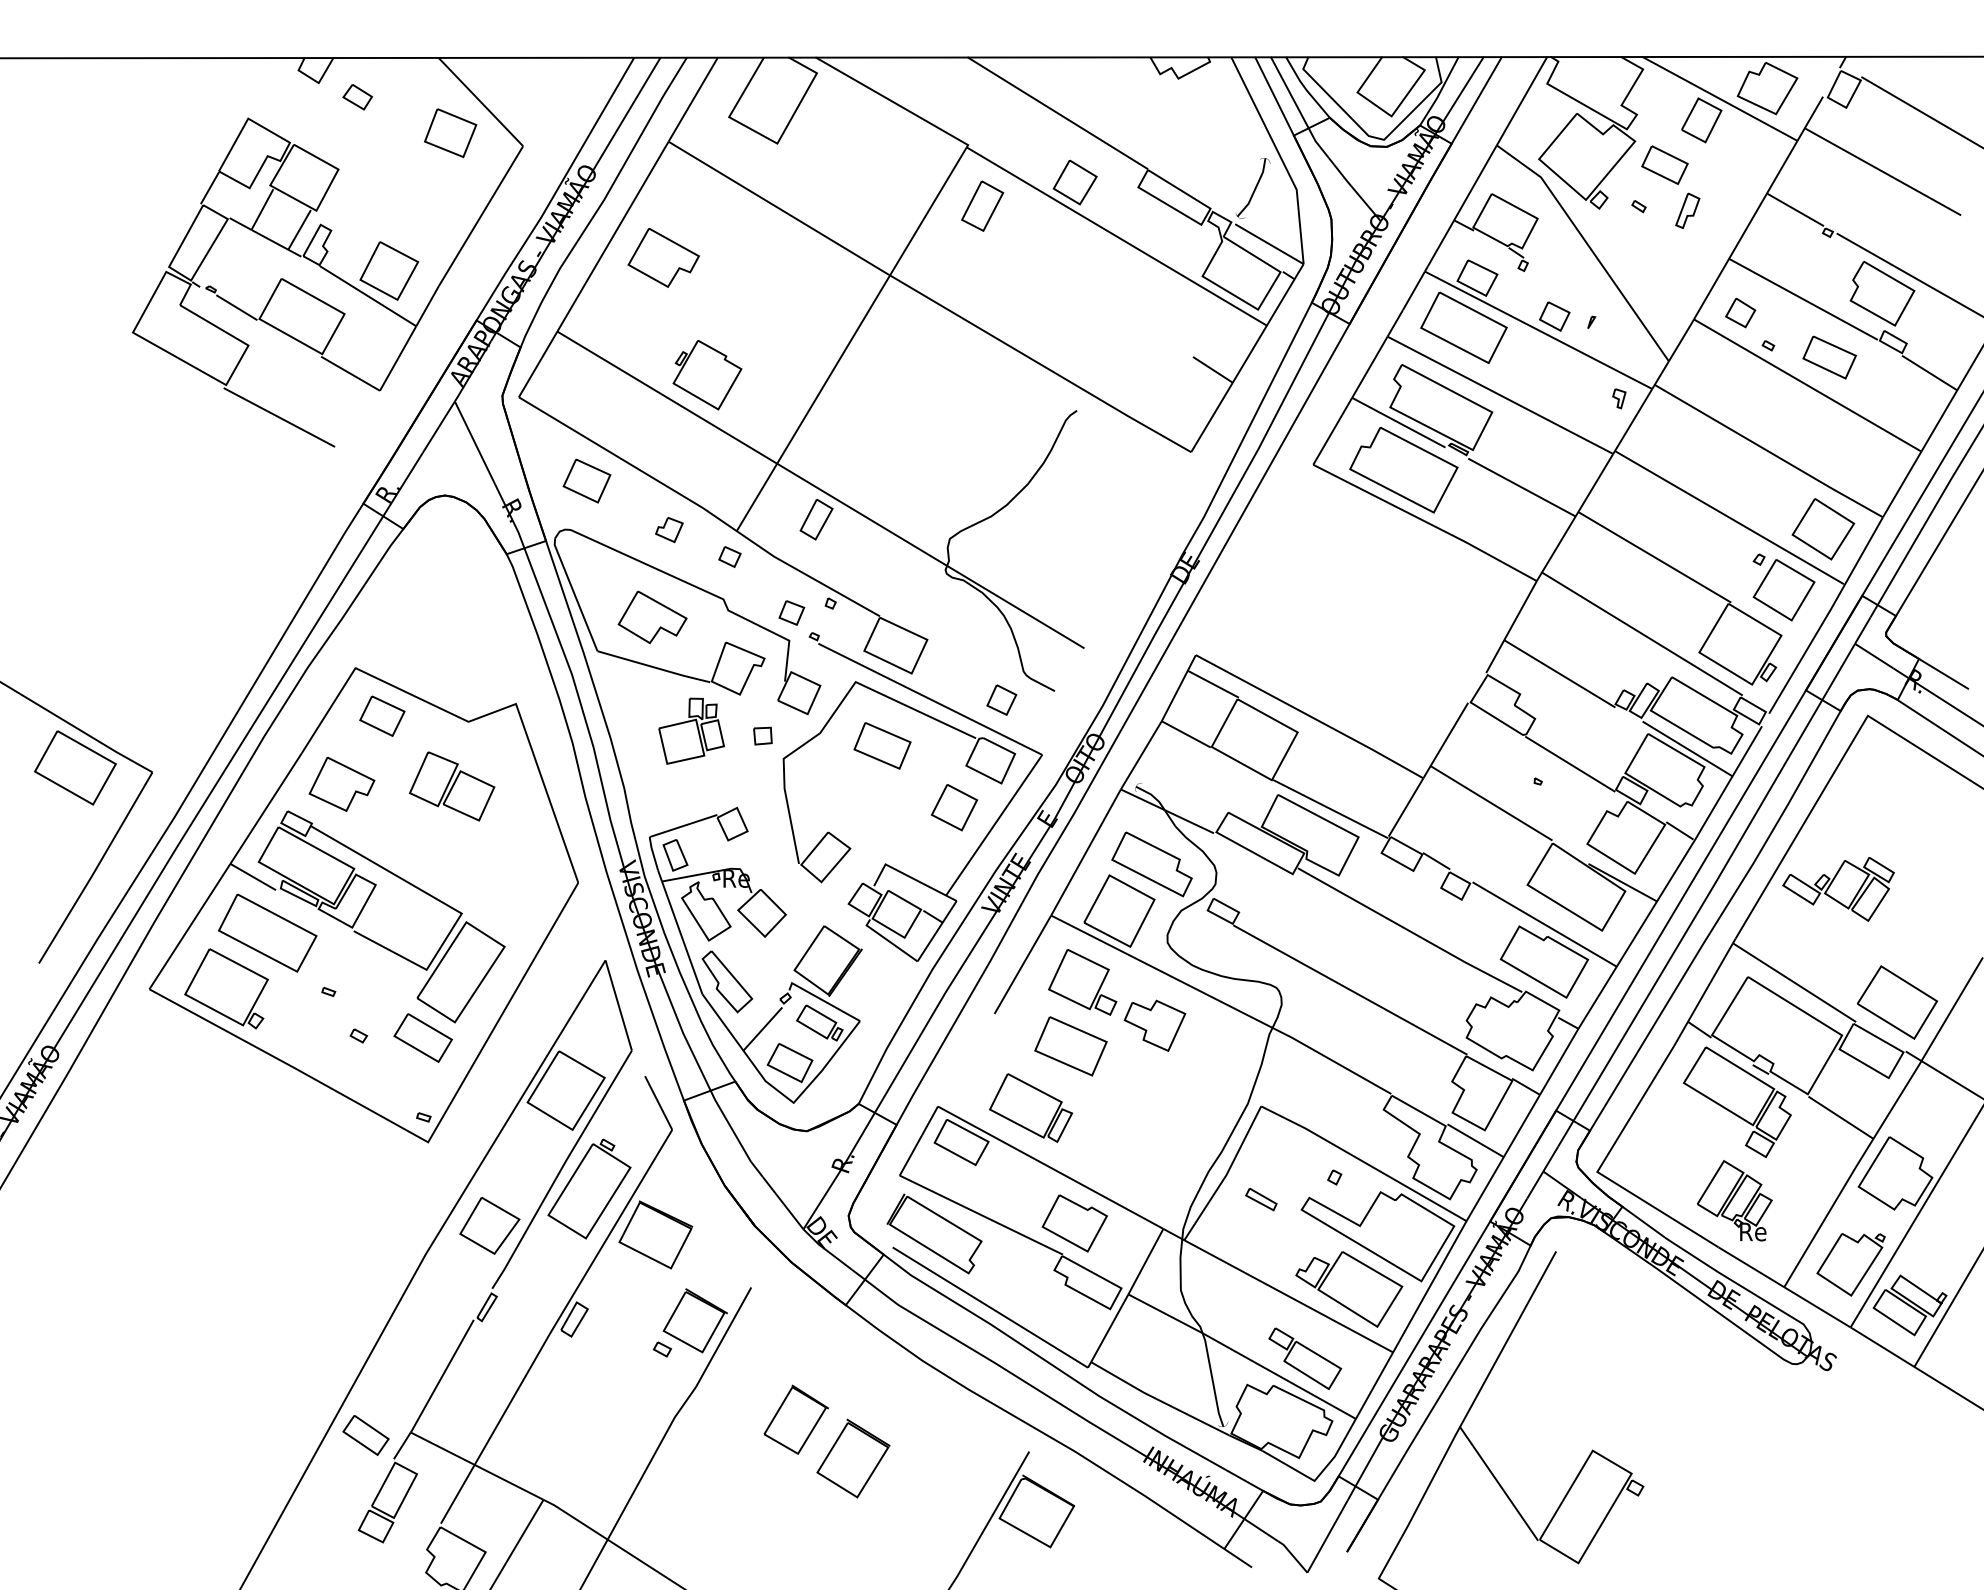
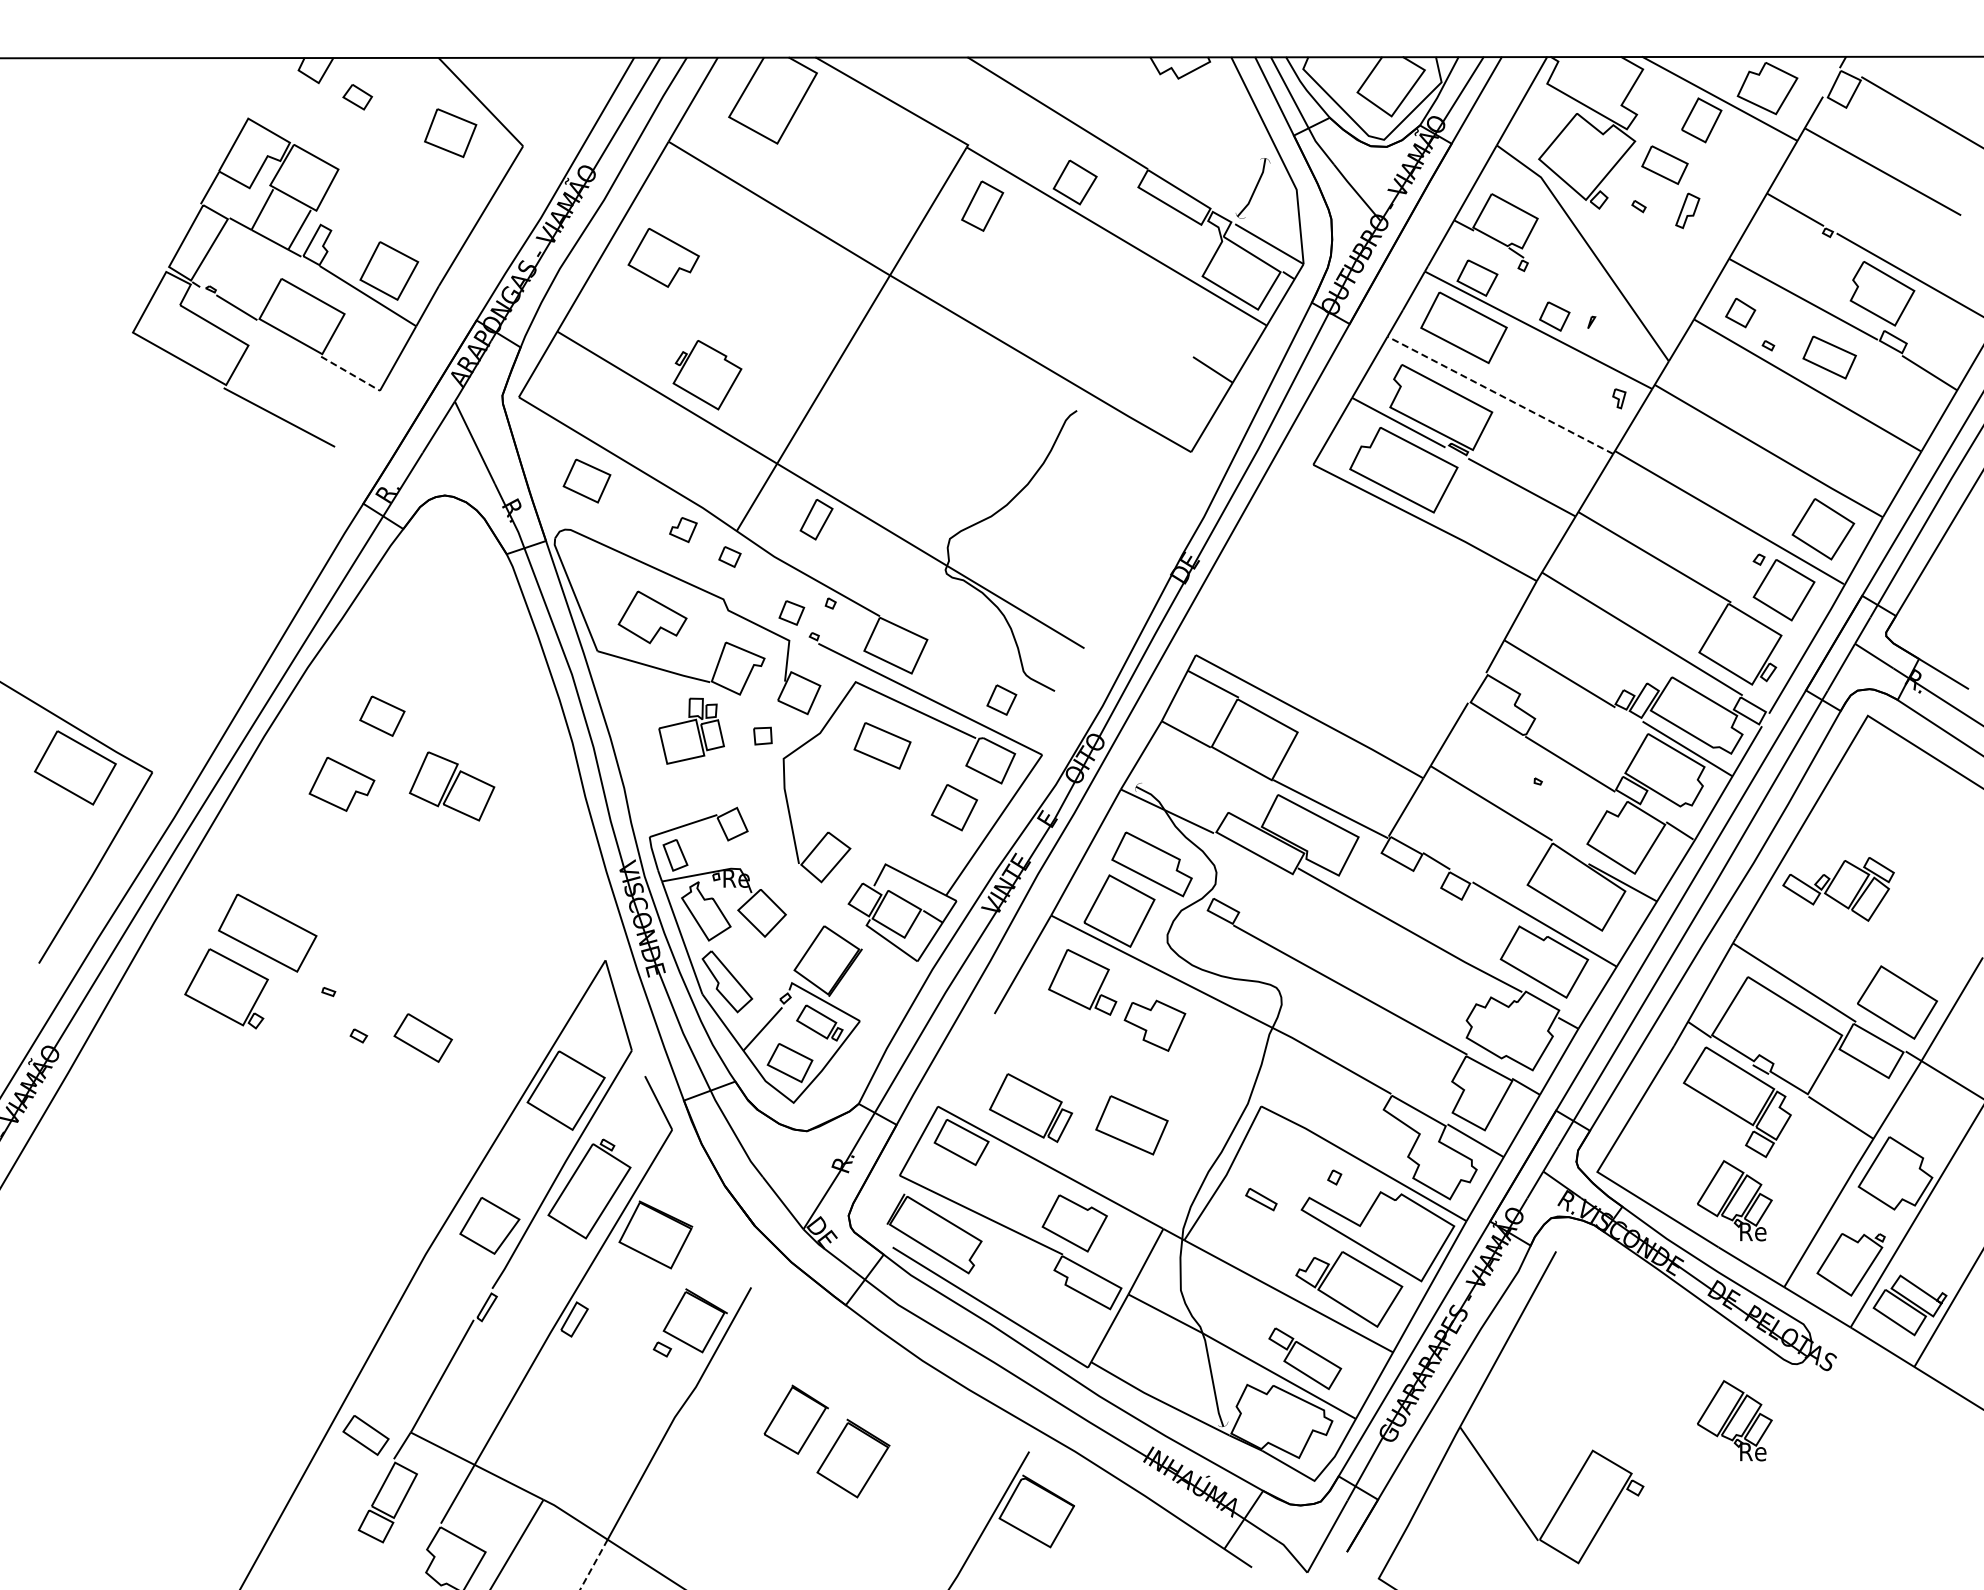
line: solid -> dashed (350, 373)
line: solid -> dashed (1499, 395)
part position: (669, 530) -> (683, 530) (683, 530)
part: present -> none (363, 905)
part position: (1070, 1046) -> (1131, 1125) (1131, 1125)
part: none -> present (1734, 1420)
line: solid -> dashed (593, 1564)
